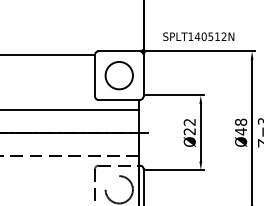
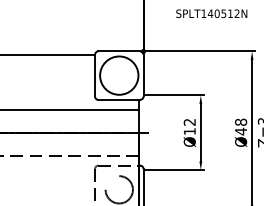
text position: (198, 36) -> (211, 13) (211, 13)
circle diameter: 27 px -> 38 px (119, 75)
text: Ø22 -> Ø12 (189, 131)
